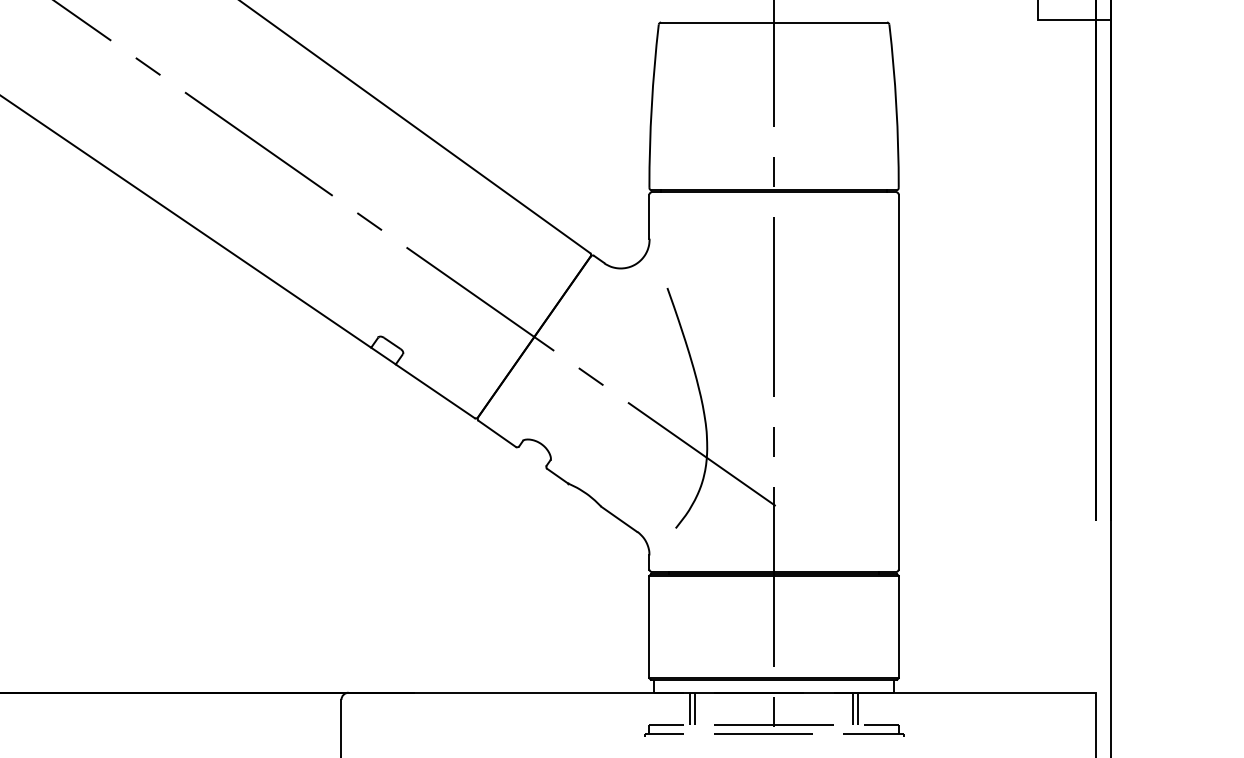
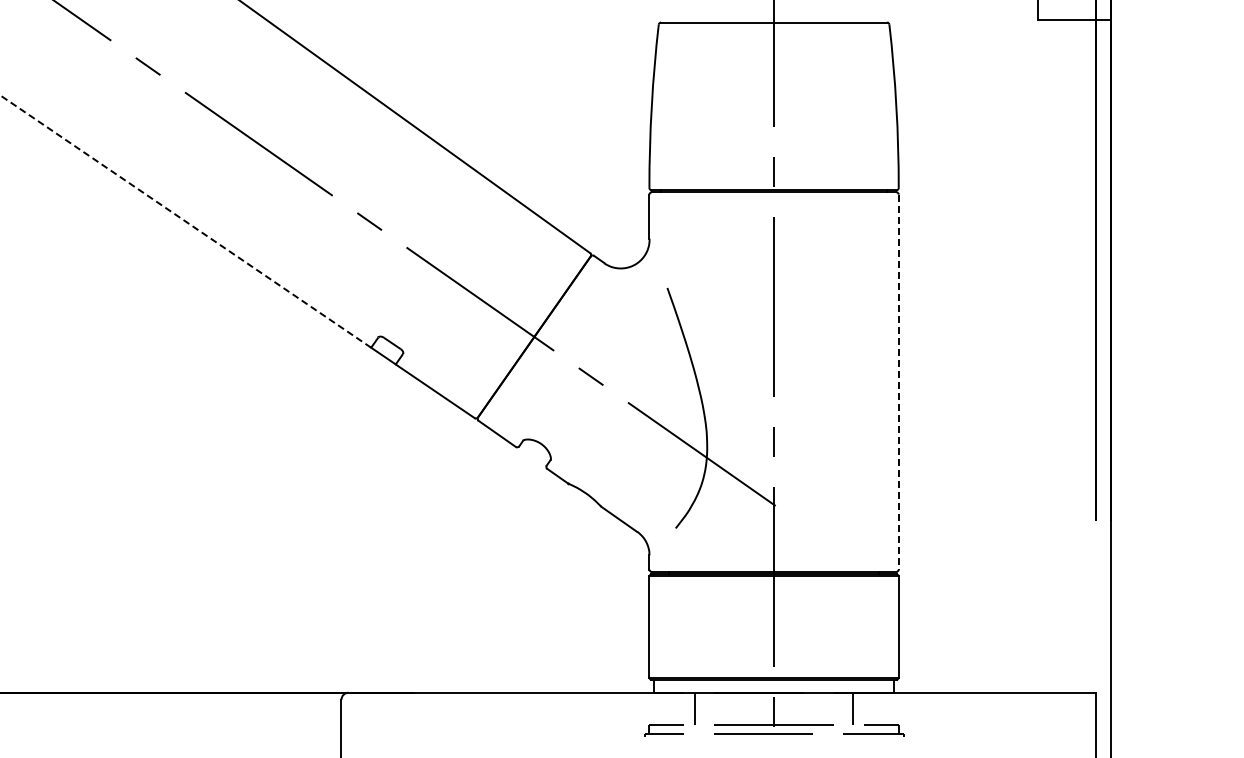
line: solid -> dashed (185, 221)
line: solid -> dashed (898, 382)
line: present -> none (690, 708)
line: present -> none (857, 708)
